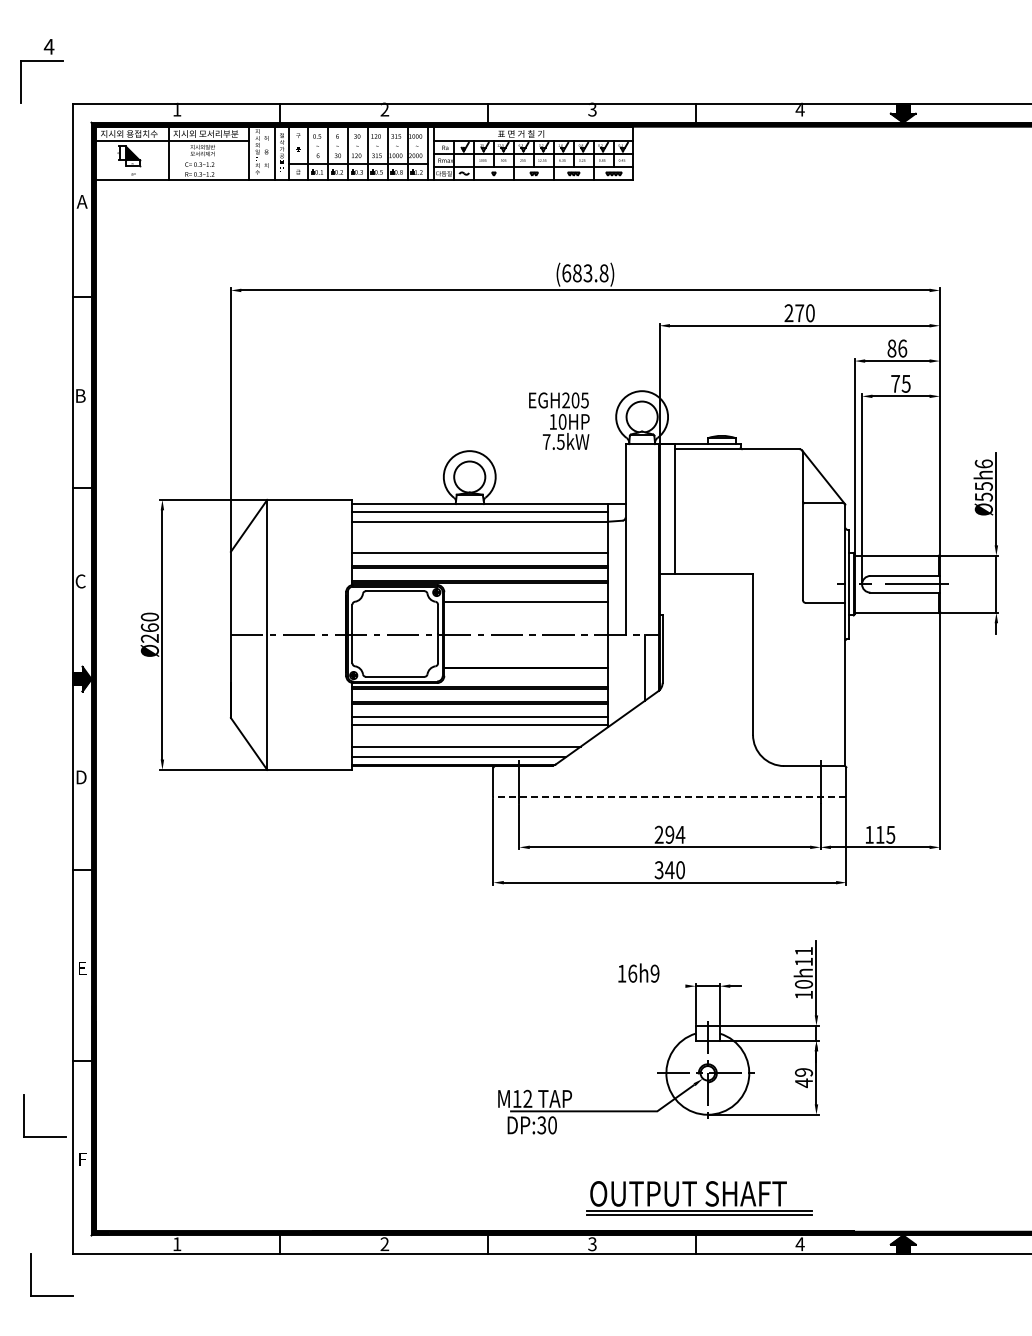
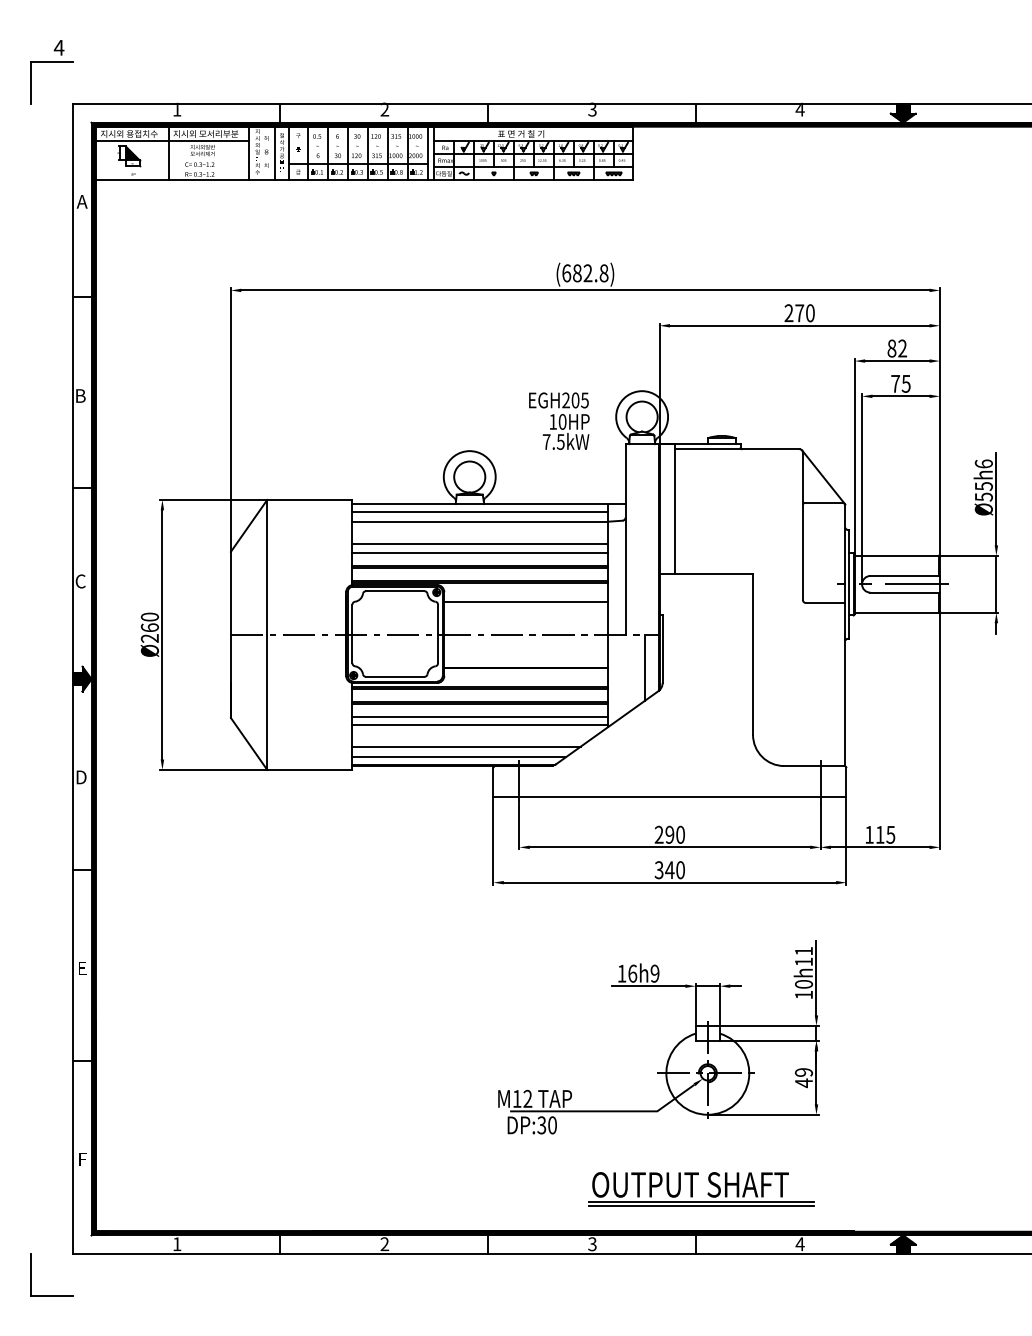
part position: (41, 61) -> (51, 62) (51, 62)
text: (683.8) -> (682.8) (587, 273)
text: 86 -> 82 (902, 348)
line: none -> present (479, 544)
line: dashed -> solid (669, 797)
text: 294 -> 290 (680, 834)
line: none -> present (648, 986)
part: present -> none (24, 1115)
part position: (705, 1202) -> (707, 1193) (707, 1193)
